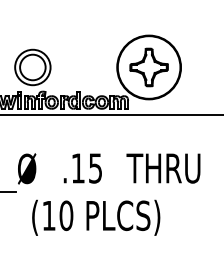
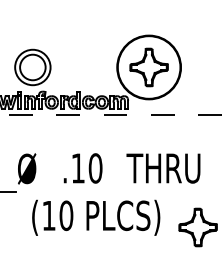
line: solid -> dashed (112, 114)
text: .15 -> .10 (95, 168)
part: none -> present (197, 227)
